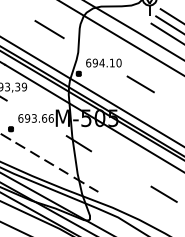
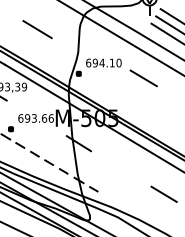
line position: (49, 29) -> (37, 29) (37, 29)
line position: (140, 84) -> (143, 78) (143, 78)
line: present -> none (91, 91)
